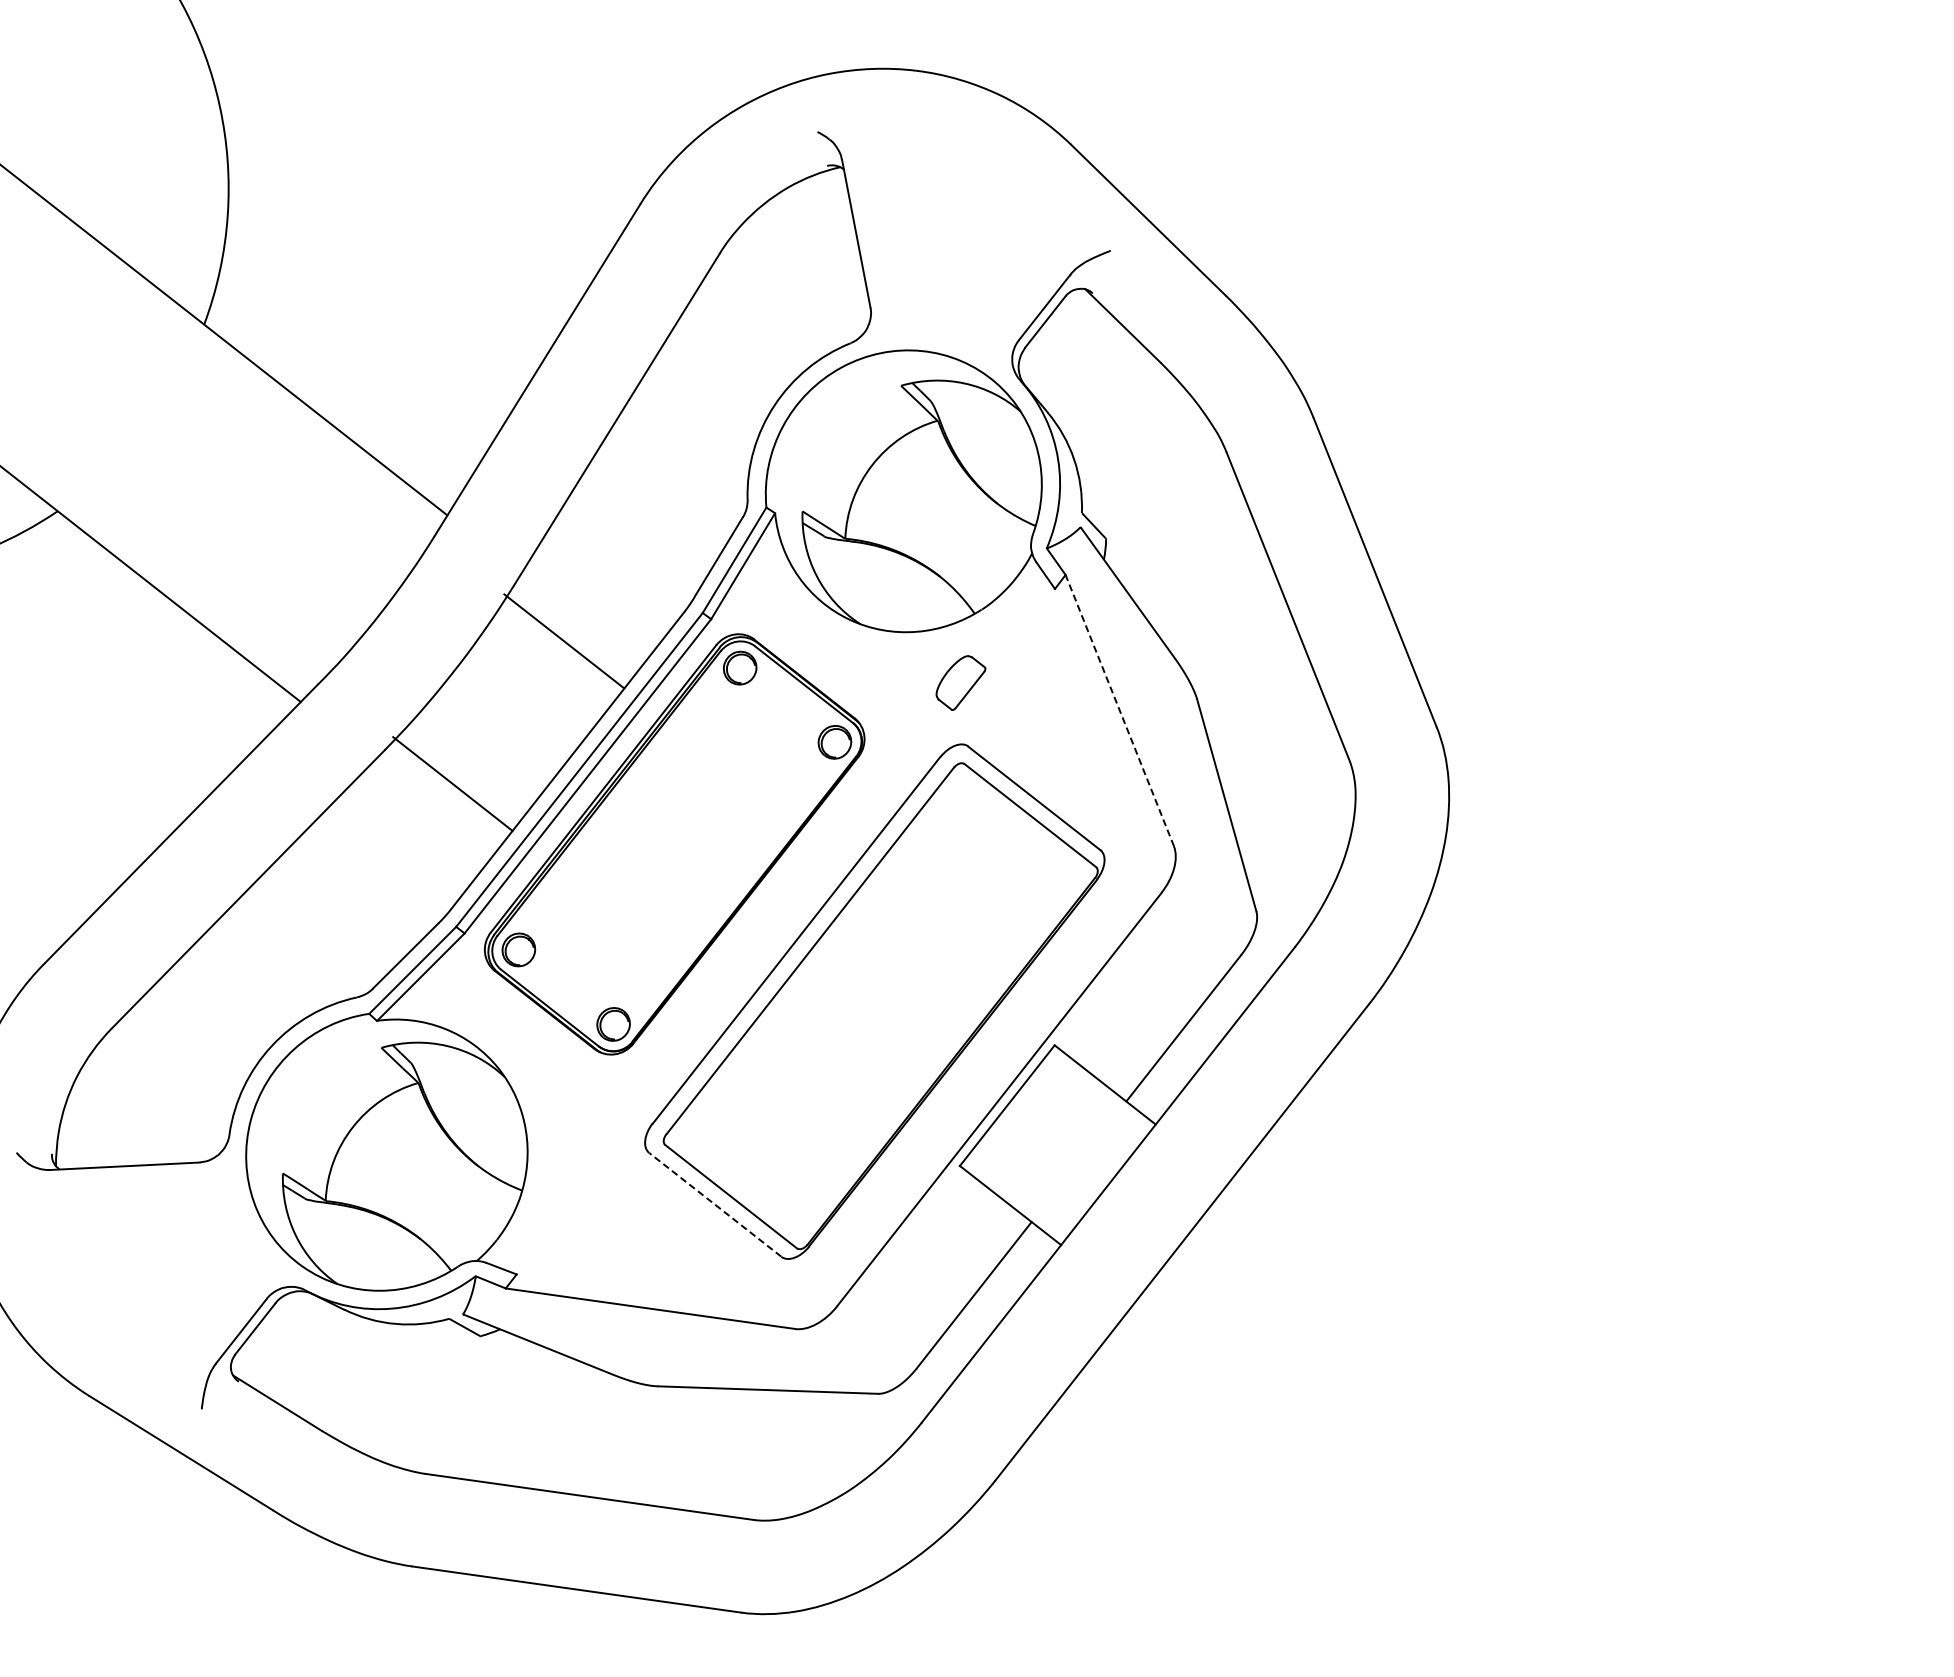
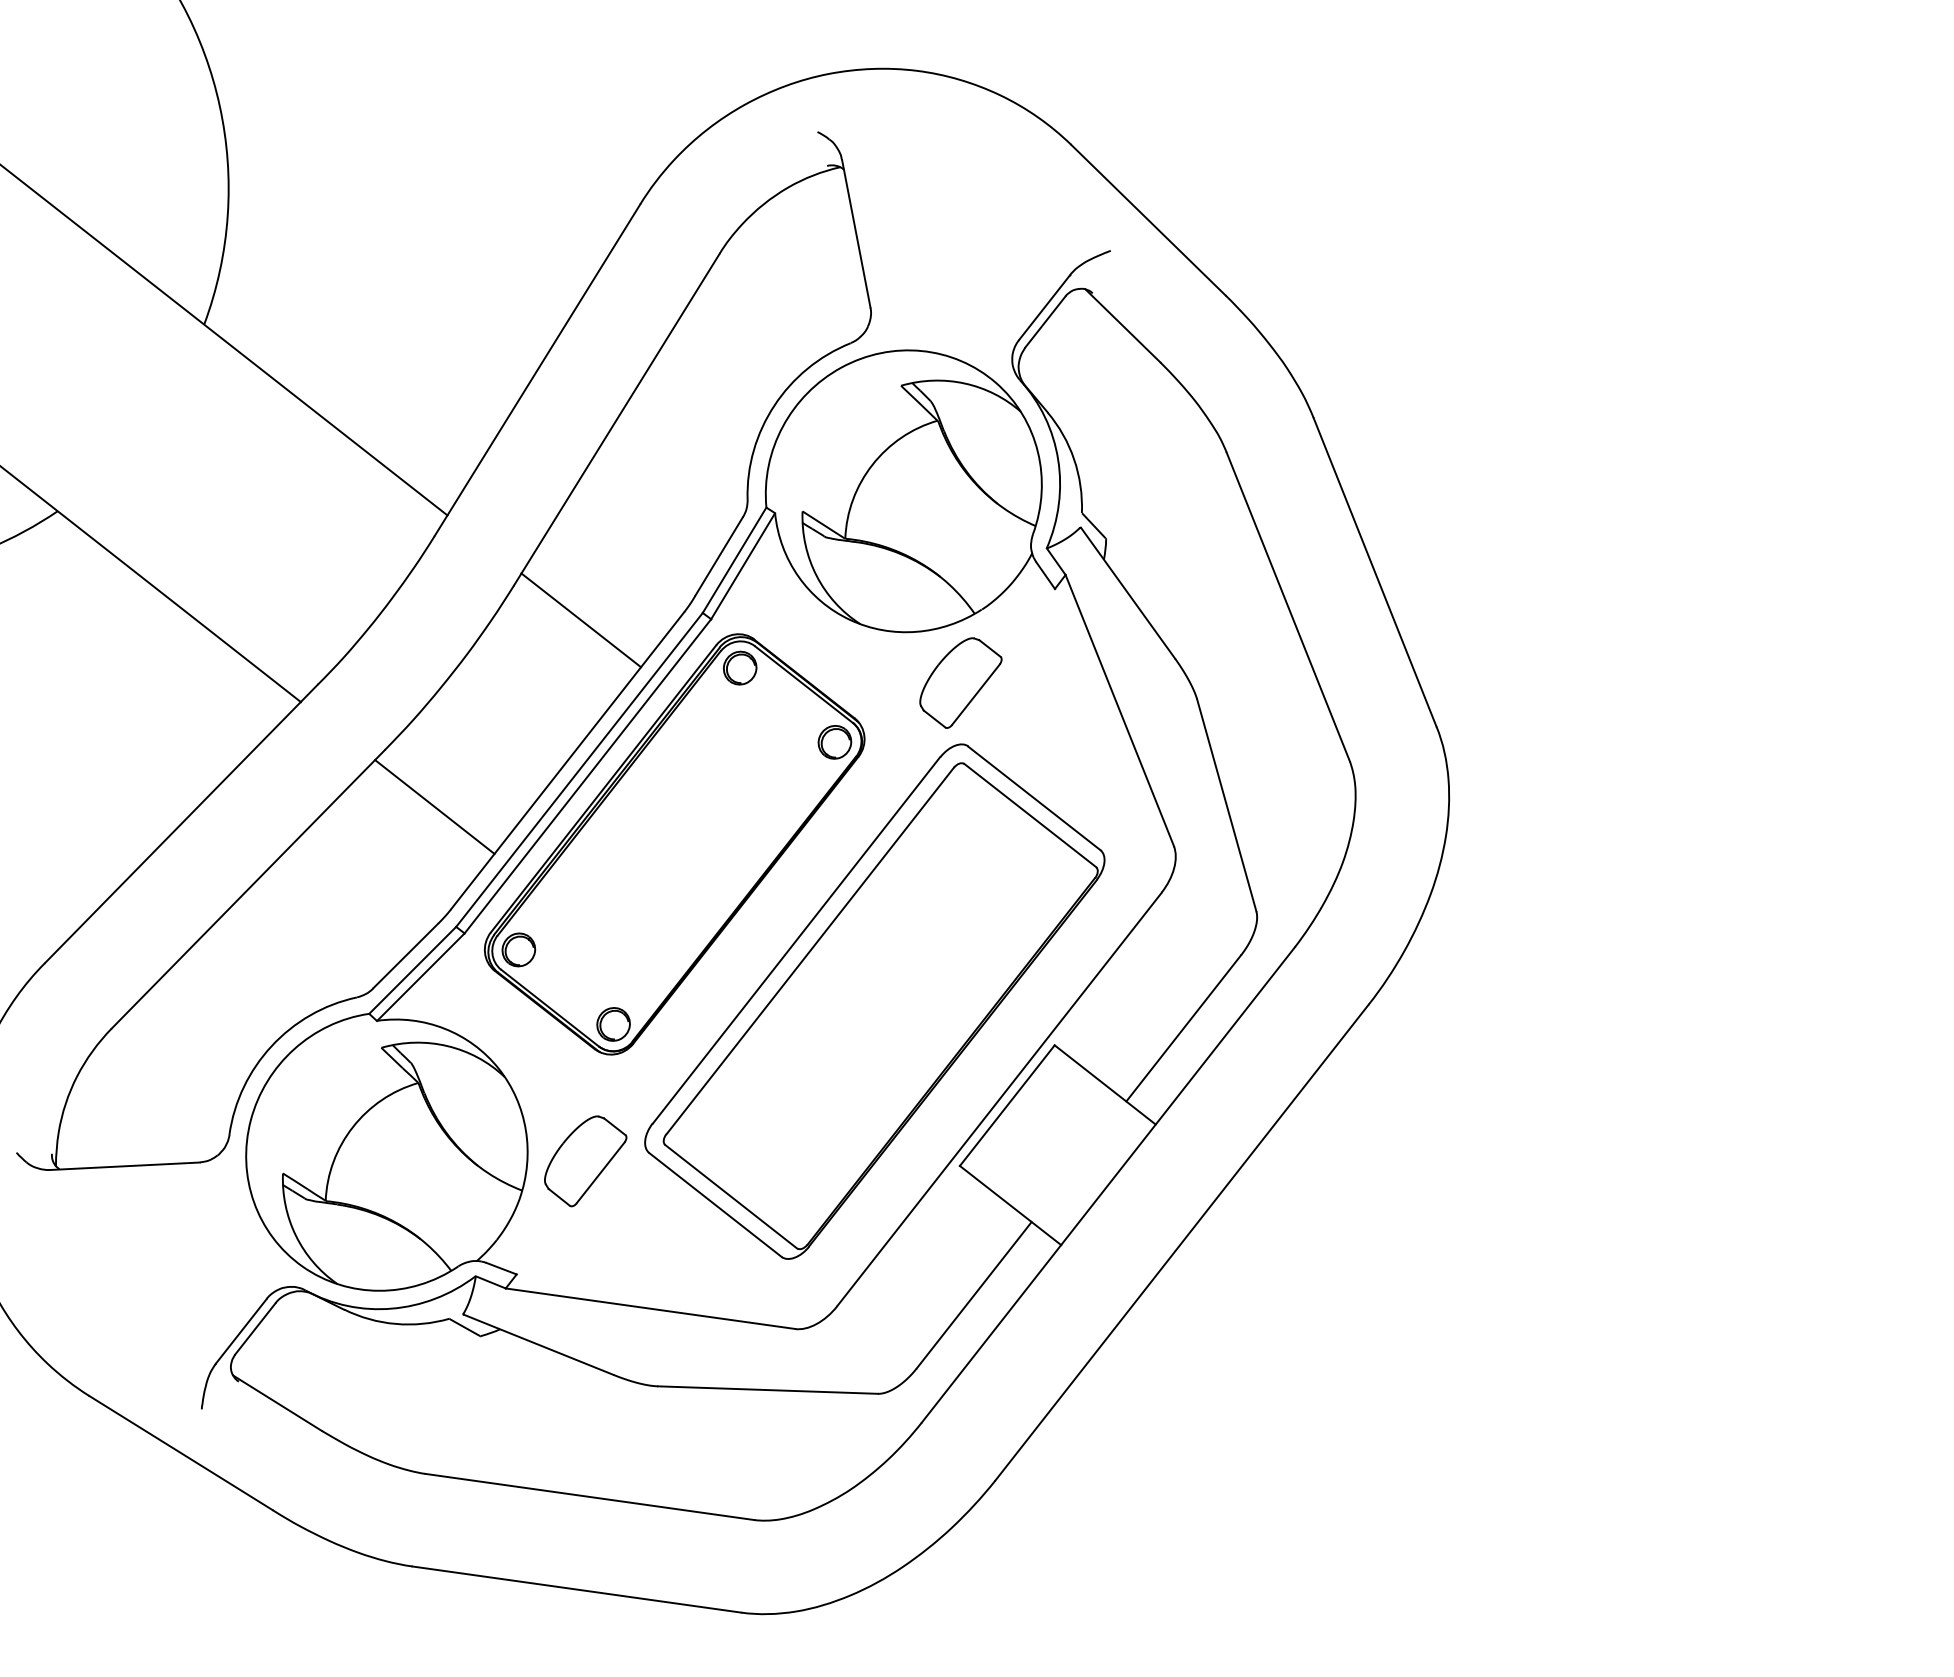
line position: (564, 641) -> (581, 620) (581, 620)
part size: 52x56 px -> 84x92 px (960, 682)
line: dashed -> solid (1119, 710)
line position: (452, 783) -> (434, 806) (434, 806)
part: none -> present (585, 1161)
line: dashed -> solid (715, 1204)
